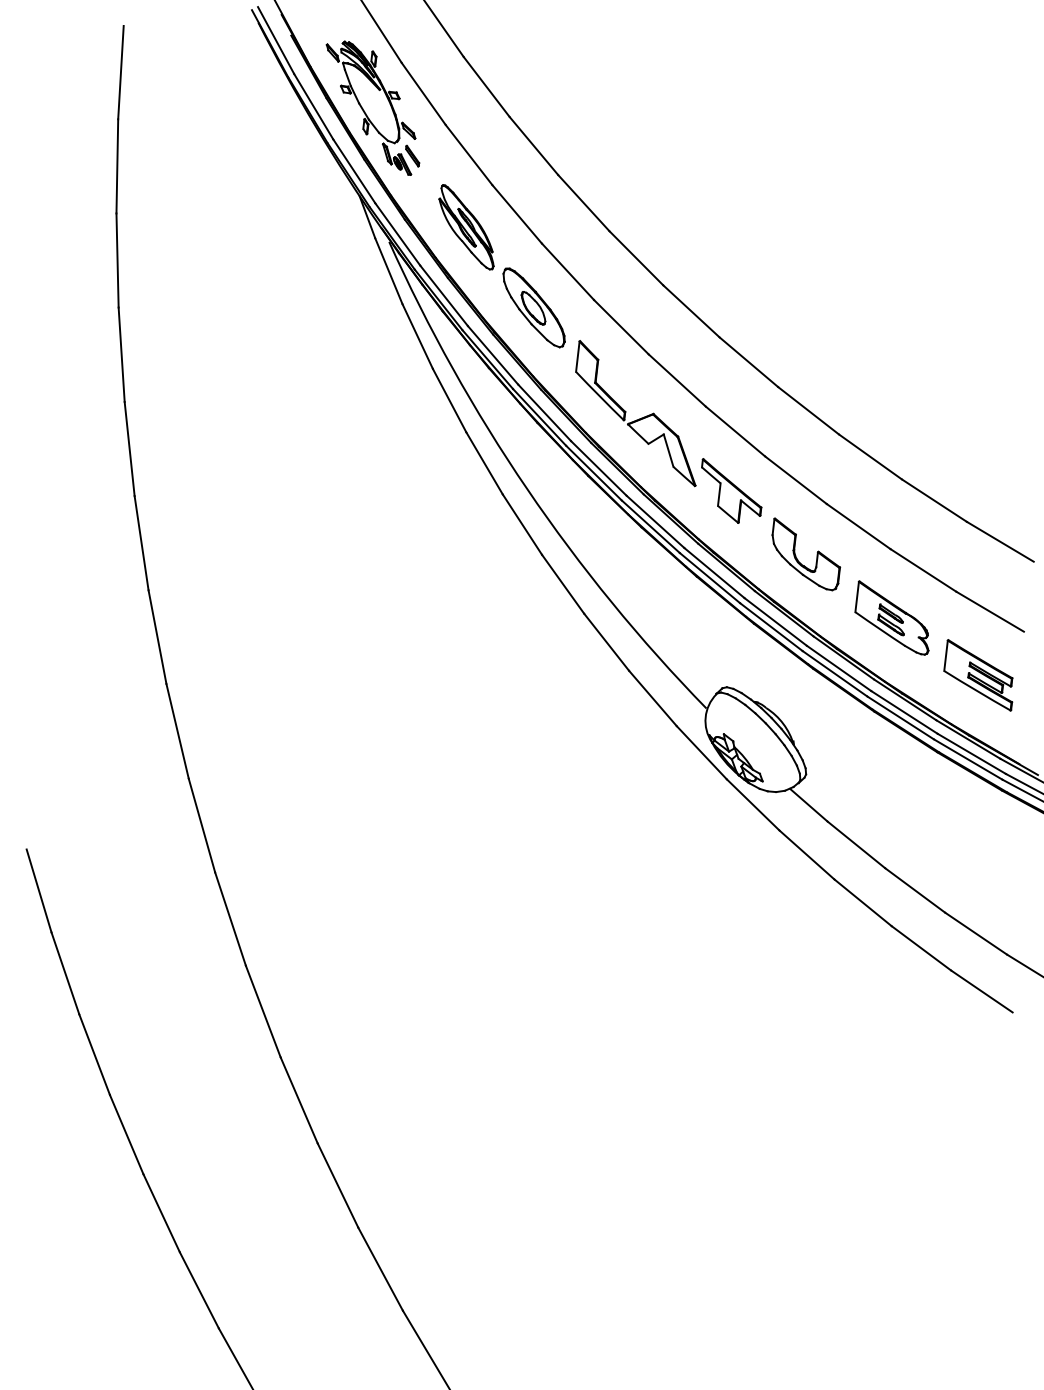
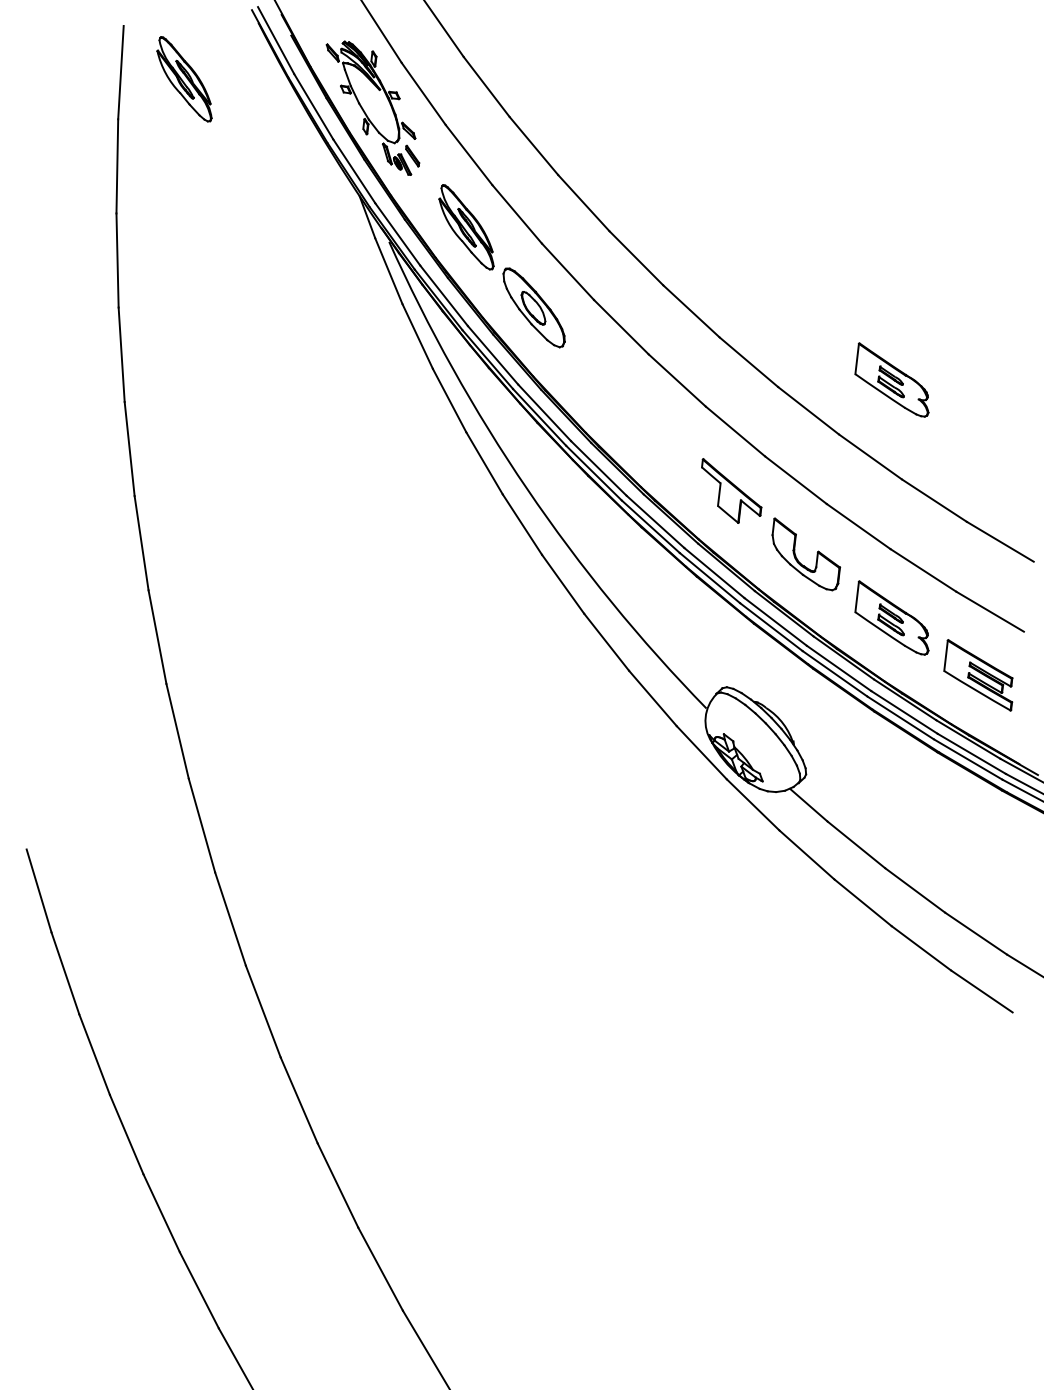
part: none -> present (184, 79)
part: none -> present (891, 379)
part: present -> none (636, 419)
